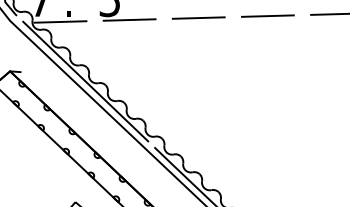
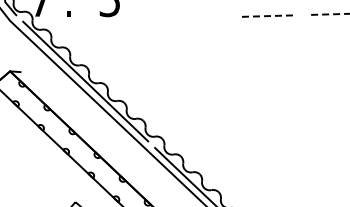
line: solid -> dashed (330, 14)
line: solid -> dashed (267, 16)
line: present -> none (198, 17)
line: present -> none (129, 19)
line: present -> none (60, 21)
